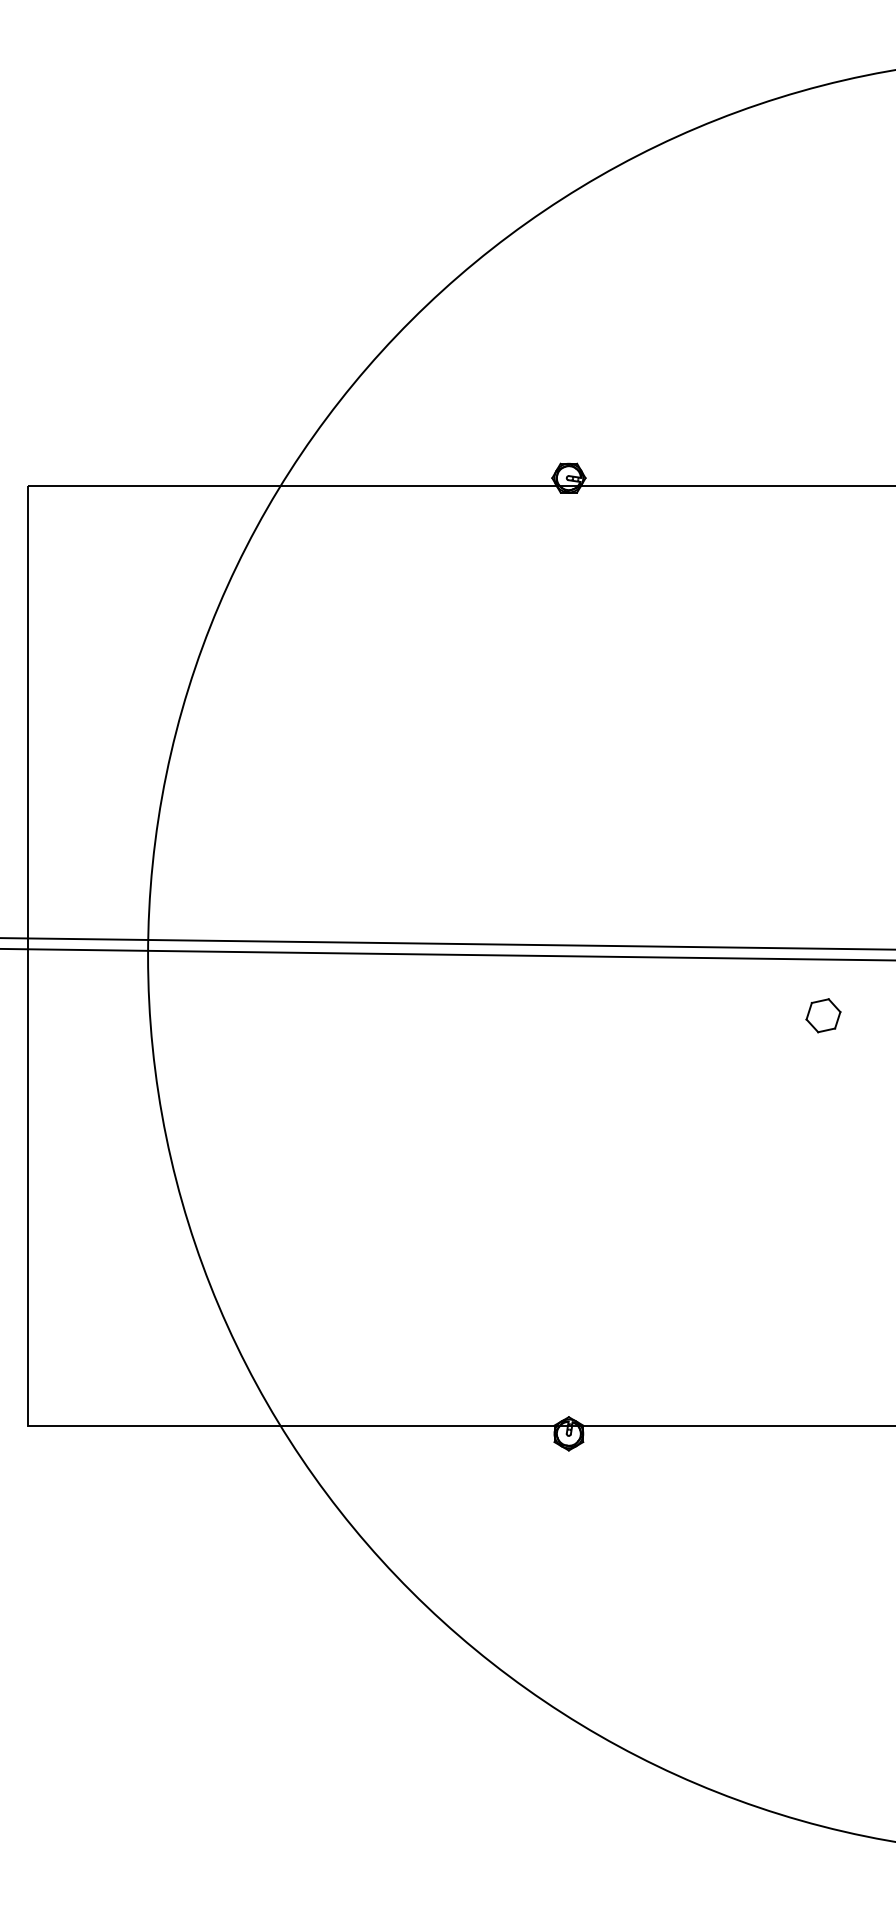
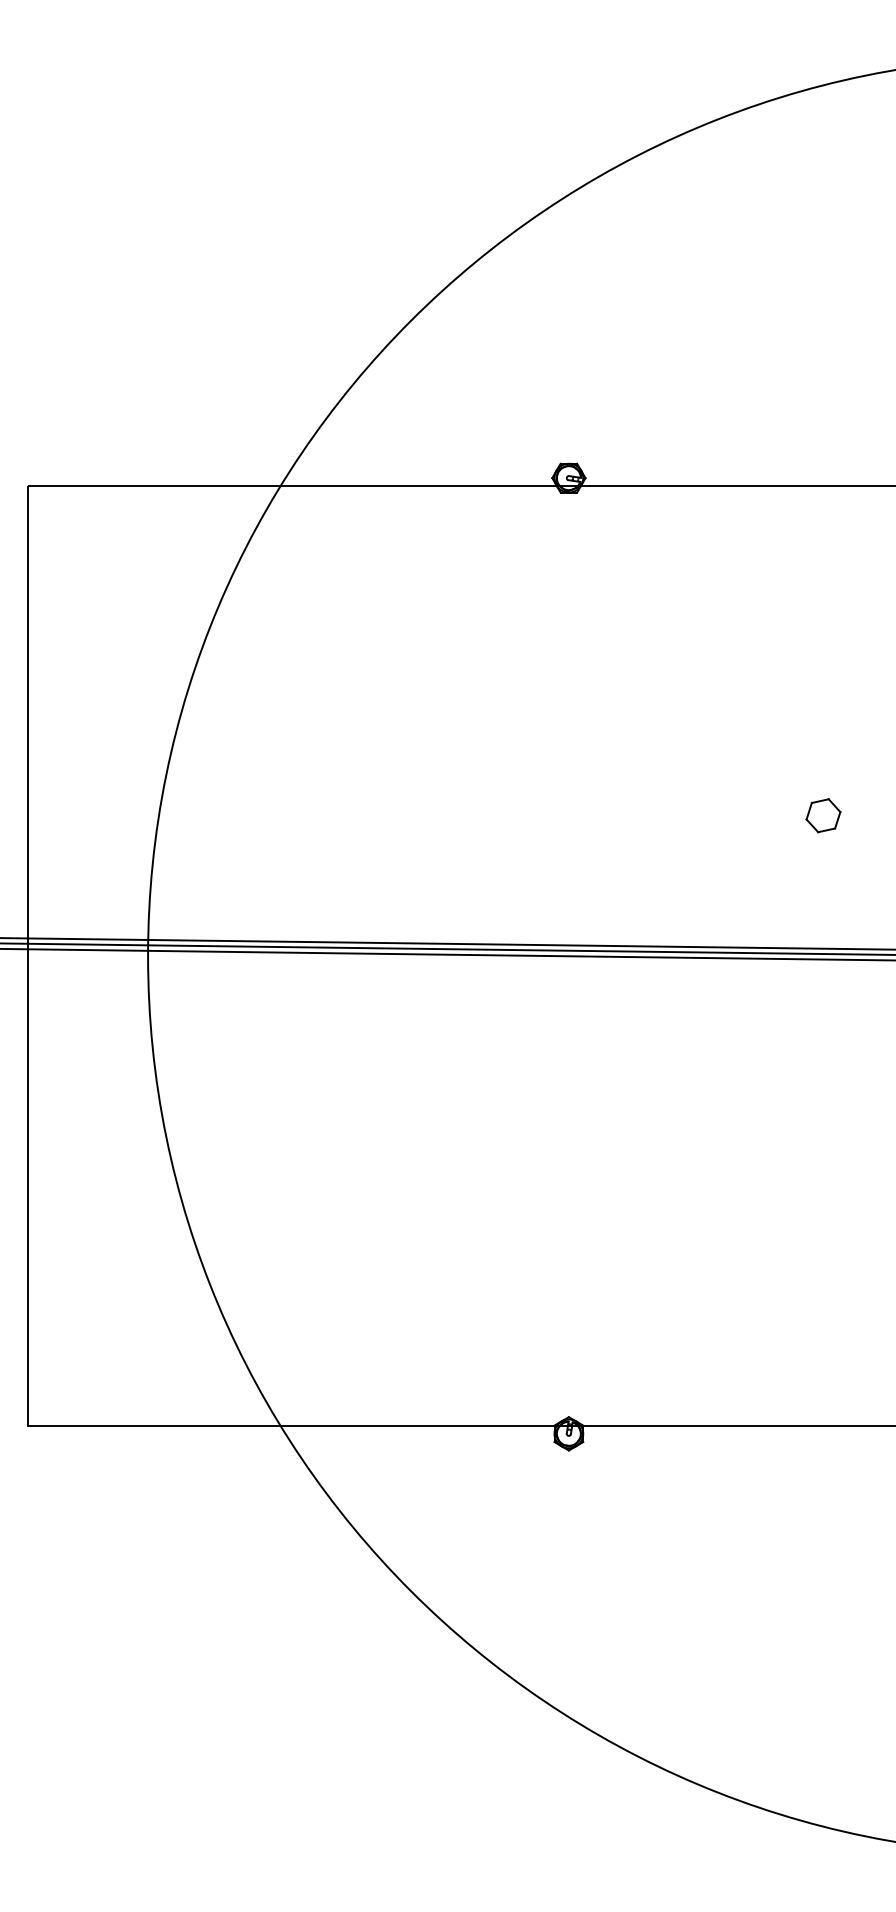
line: none -> present (447, 948)
part position: (823, 1015) -> (823, 815) (823, 815)
